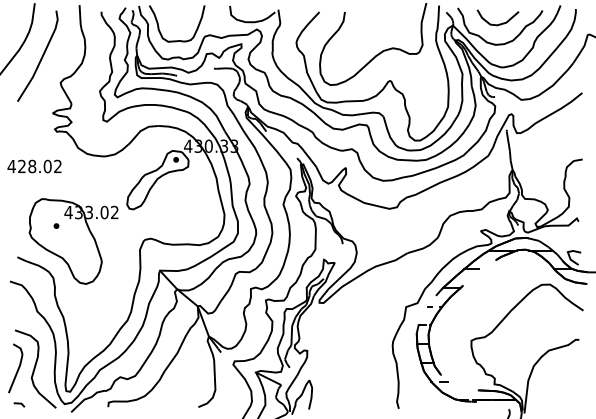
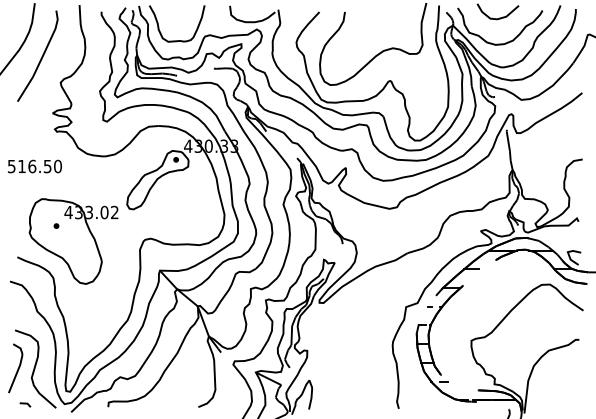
curve position: (499, 23) -> (499, 17) (499, 17)
text: 428.02 -> 516.50 (34, 166)
line position: (19, 404) -> (25, 404) (25, 404)
